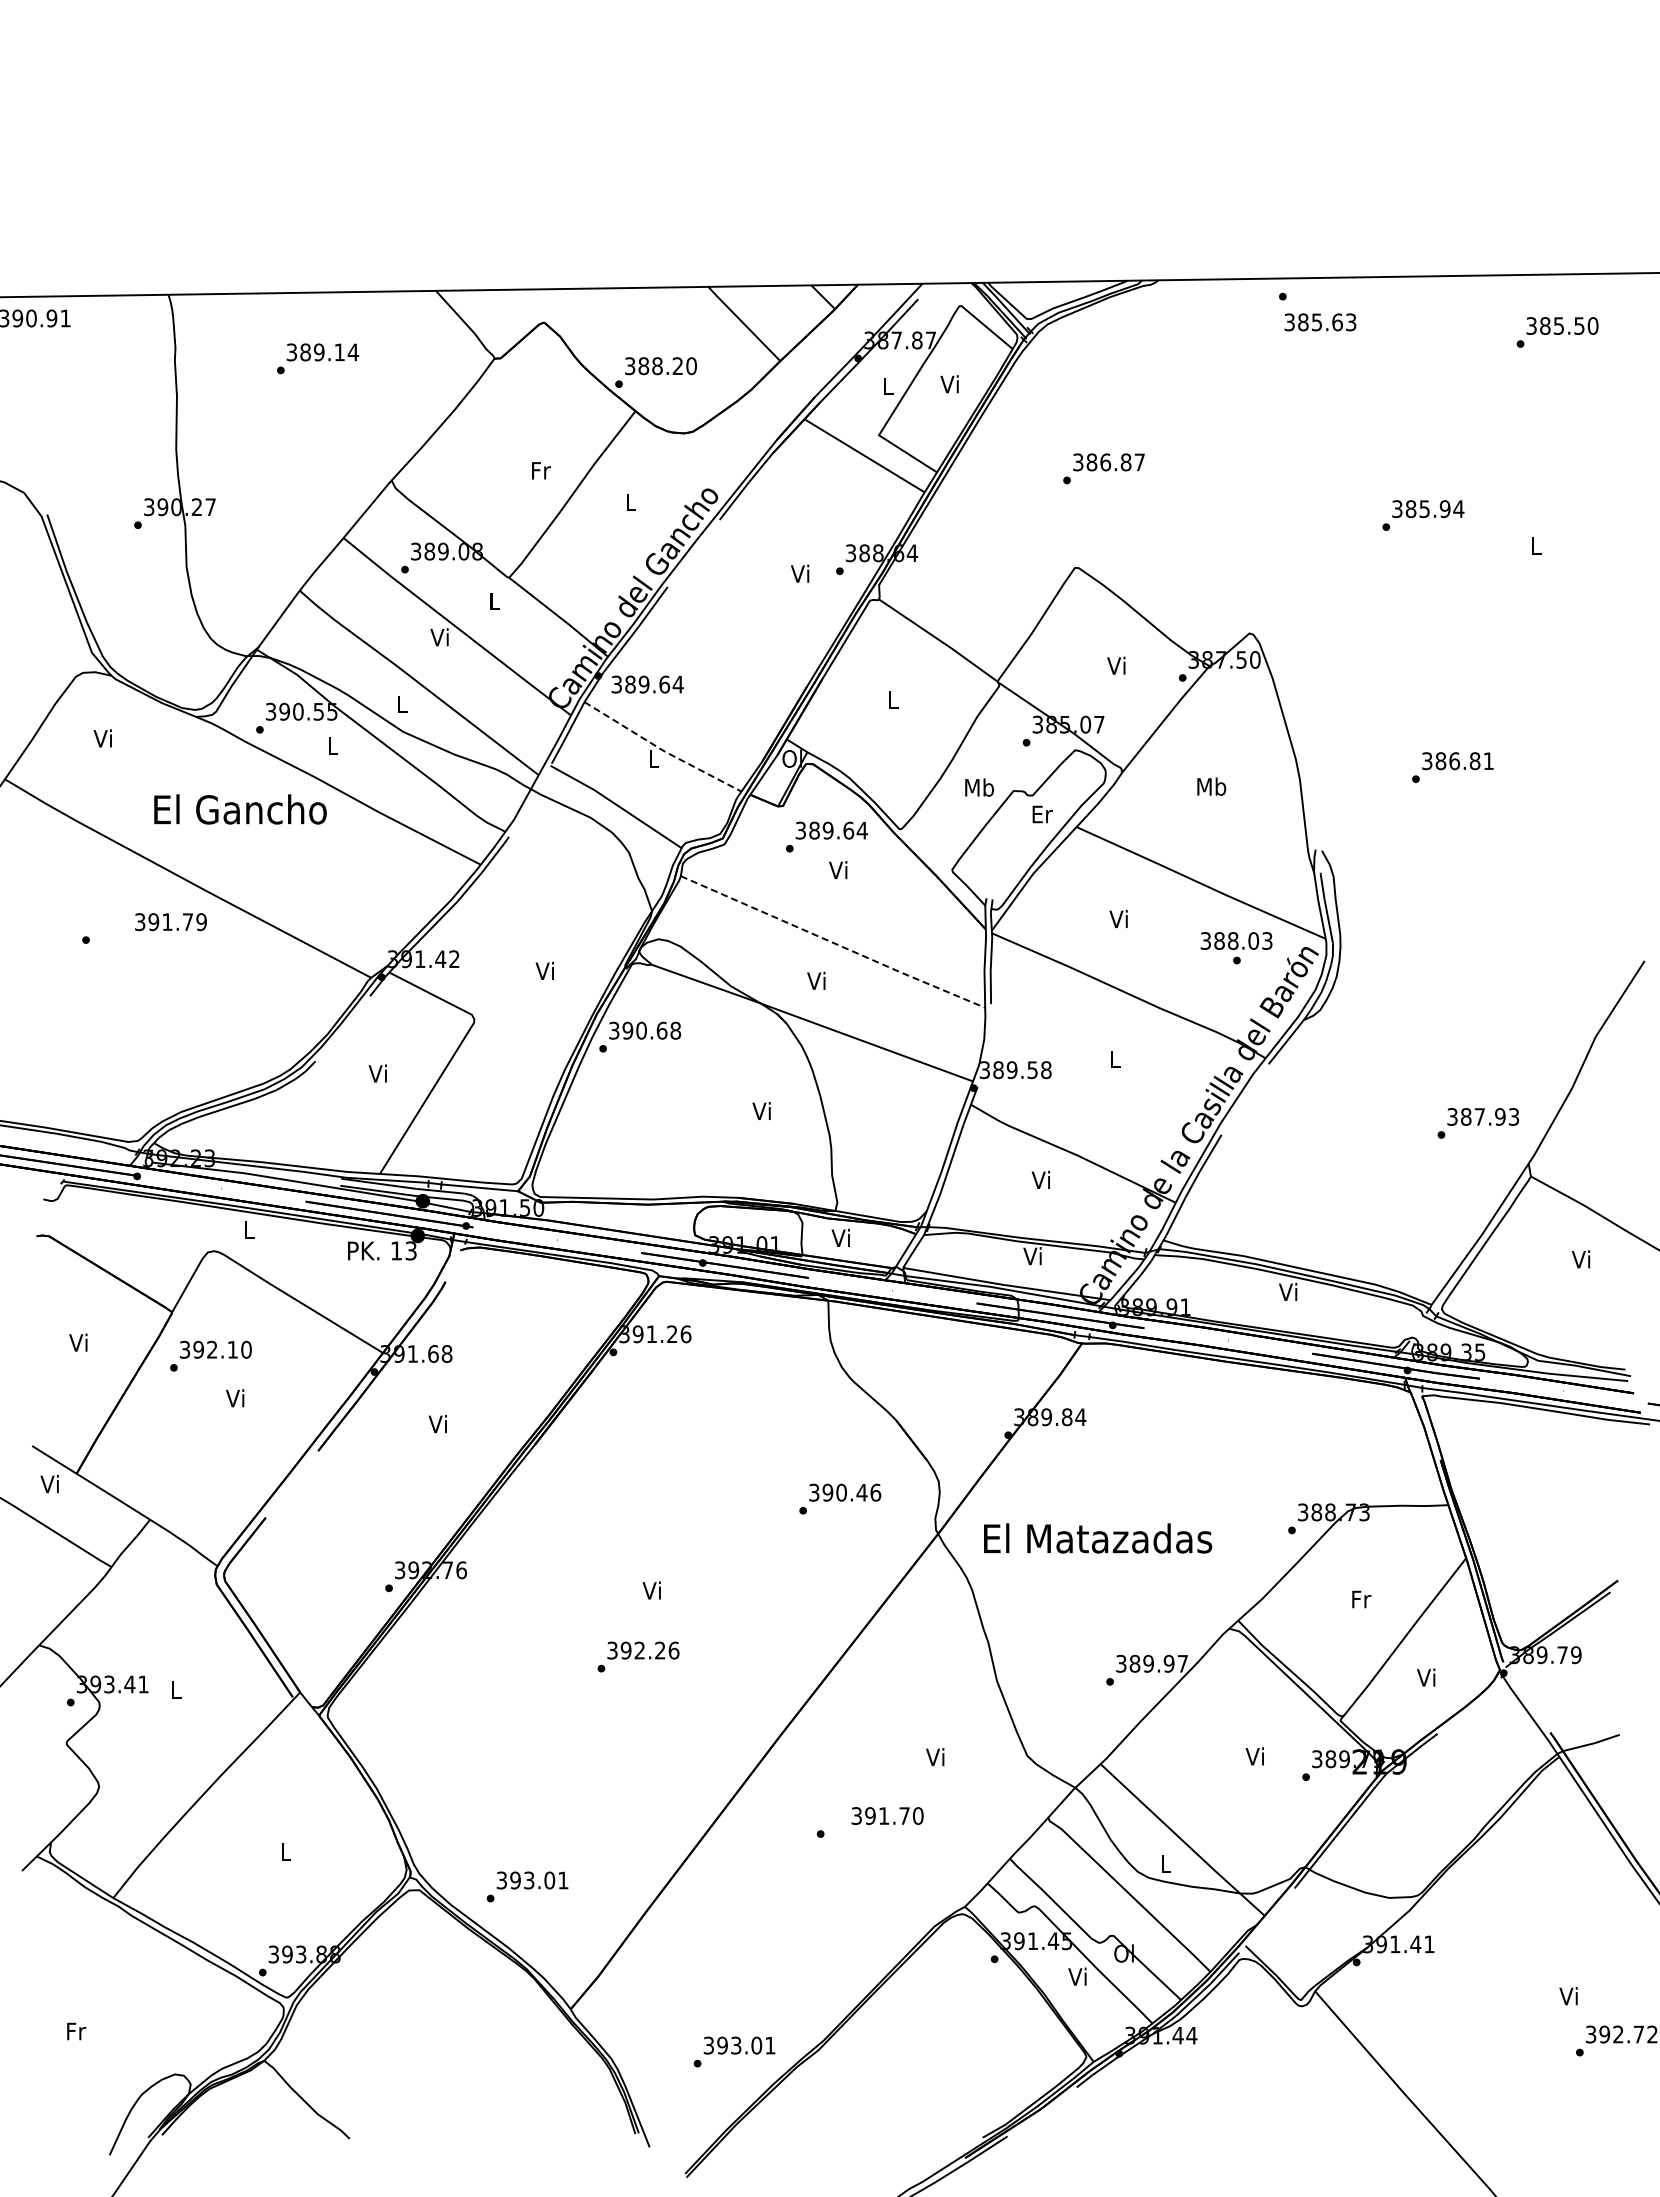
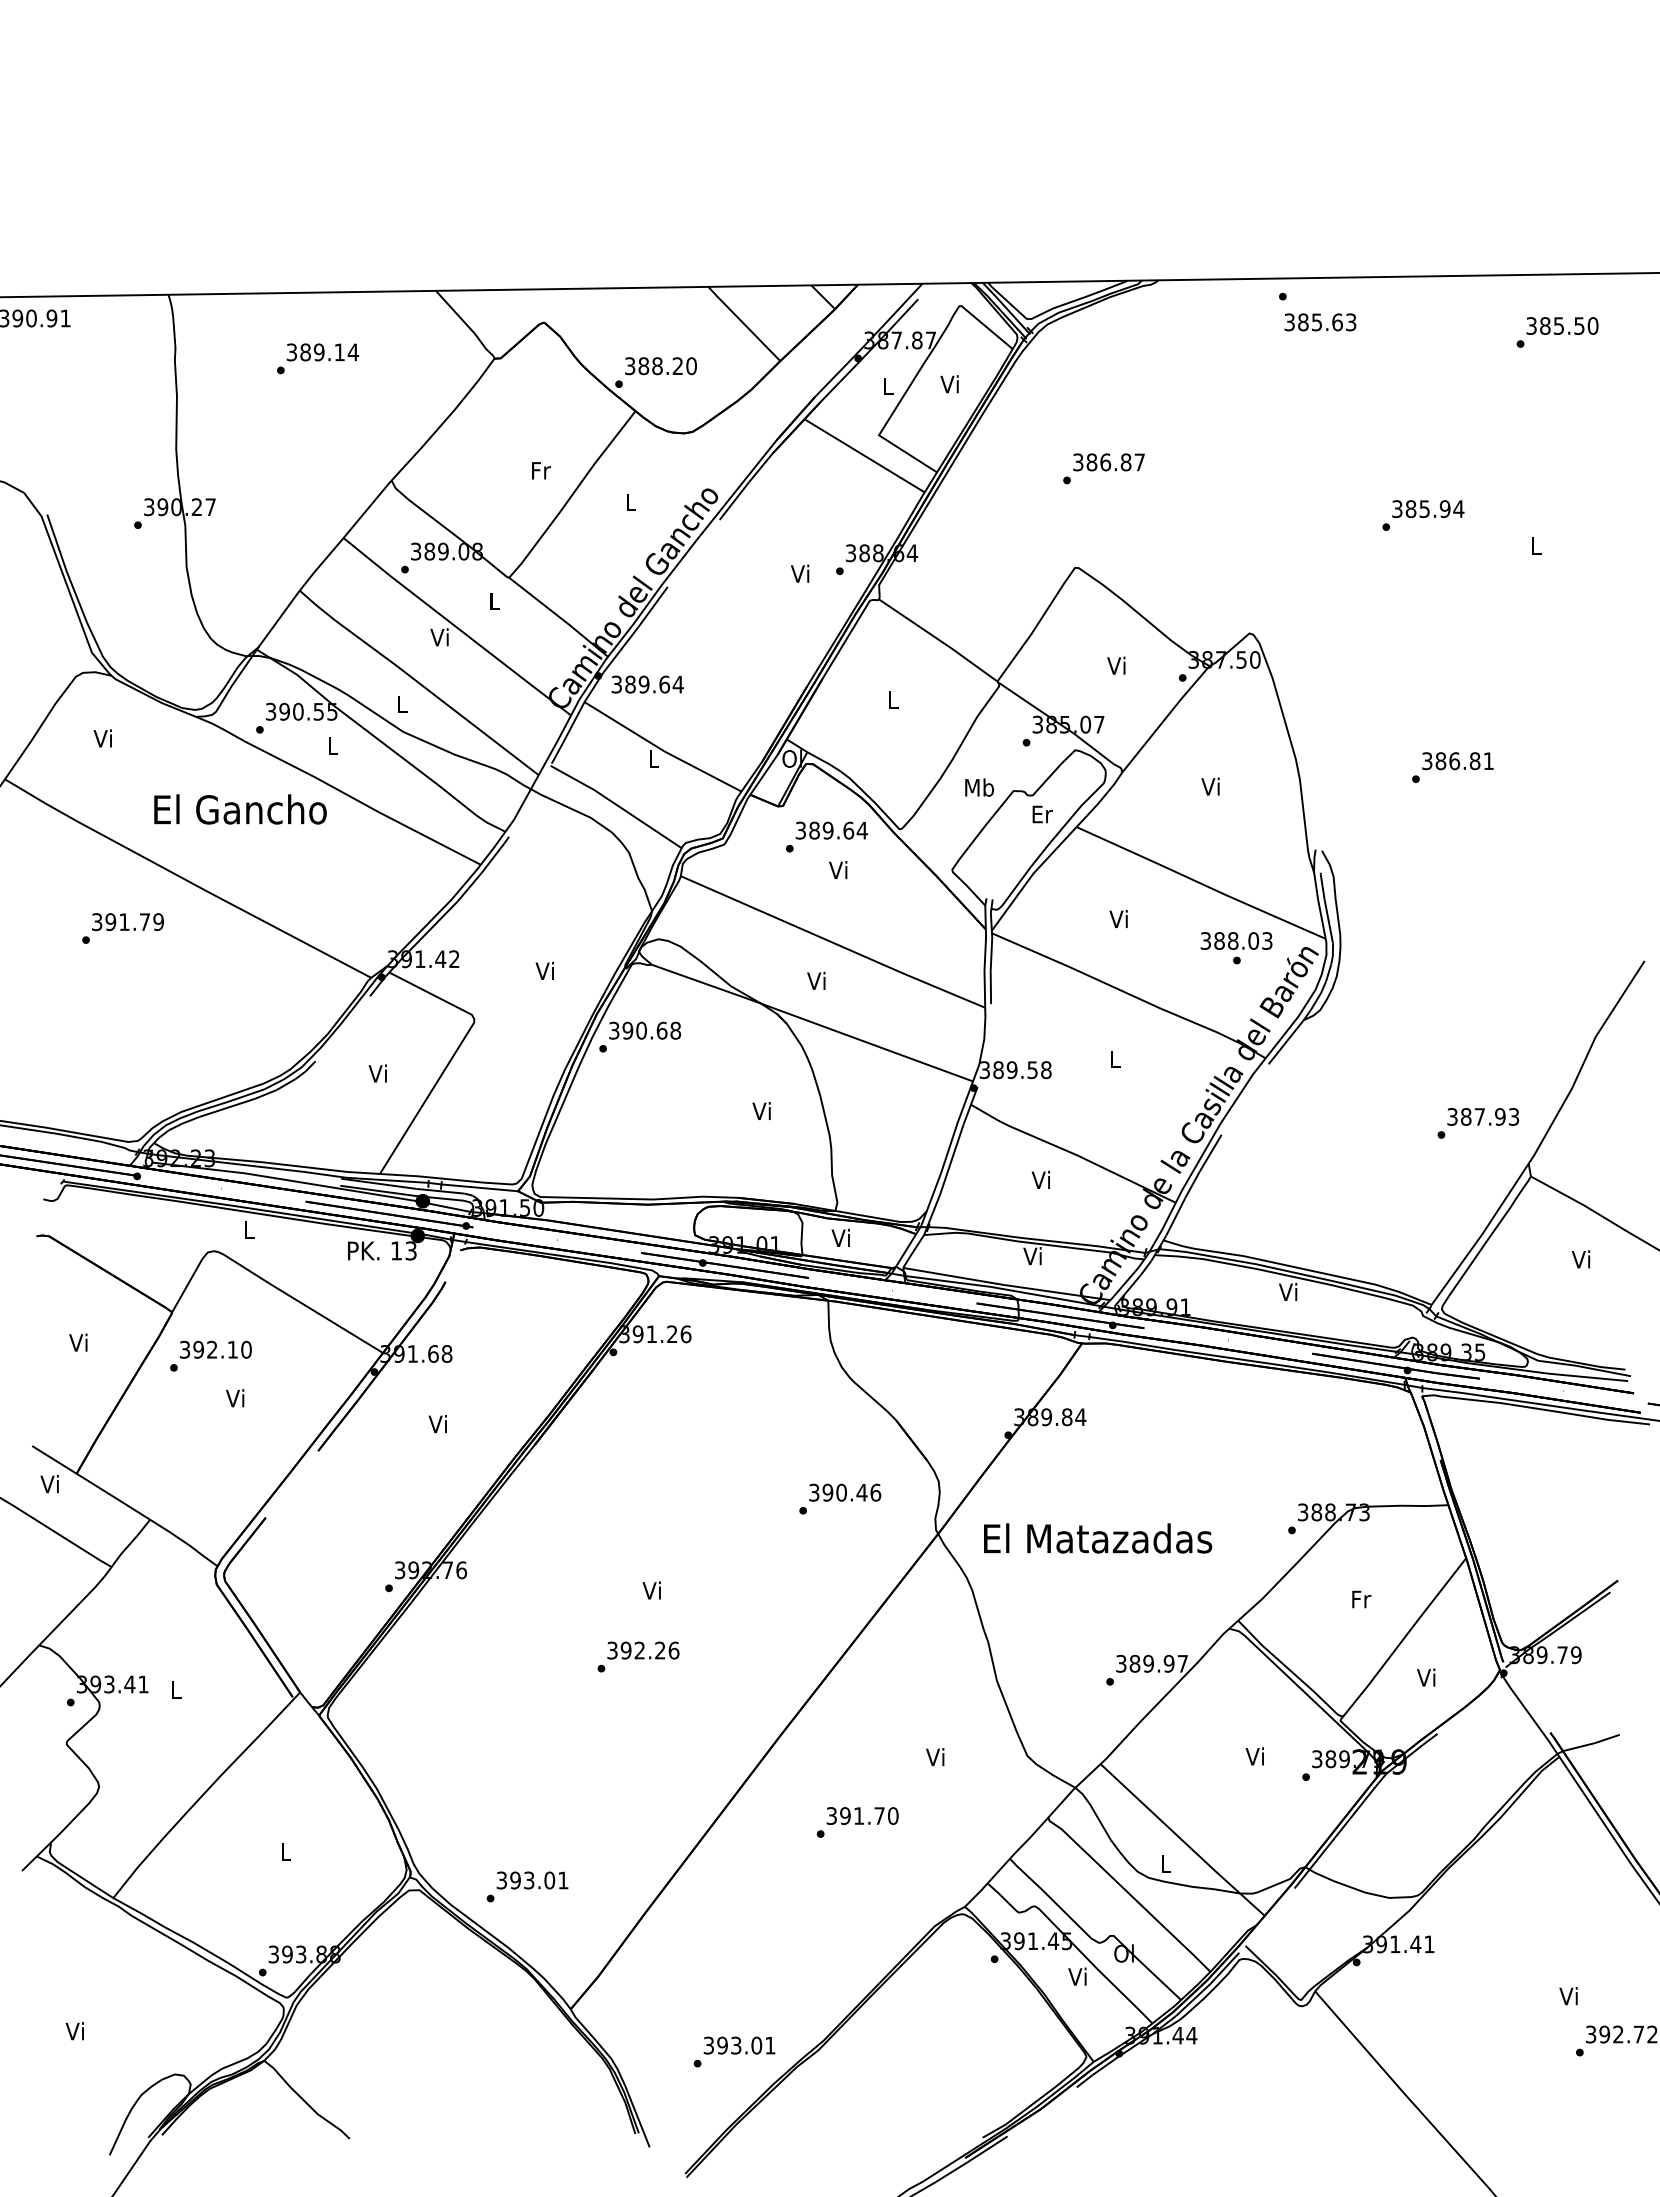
line: dashed -> solid (662, 750)
text: Mb -> Vi (1211, 786)
text position: (170, 922) -> (127, 922) (127, 922)
line: dashed -> solid (833, 943)
text position: (887, 1815) -> (862, 1815) (862, 1815)
text: Fr -> Vi (75, 2031)
